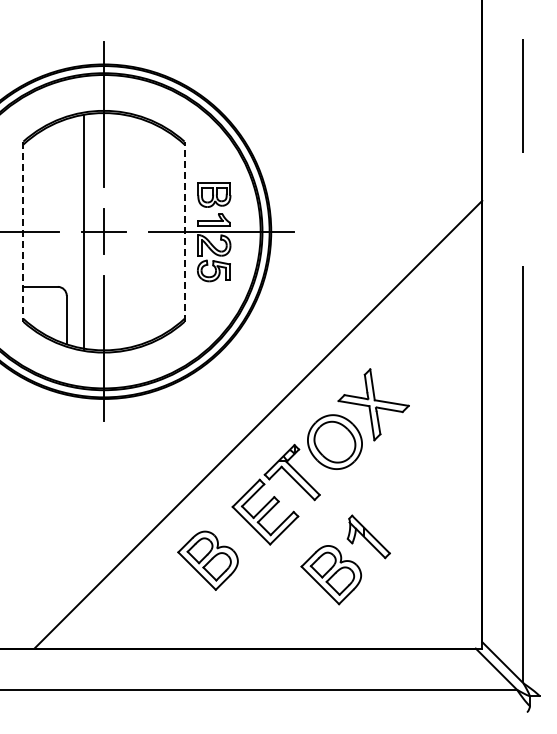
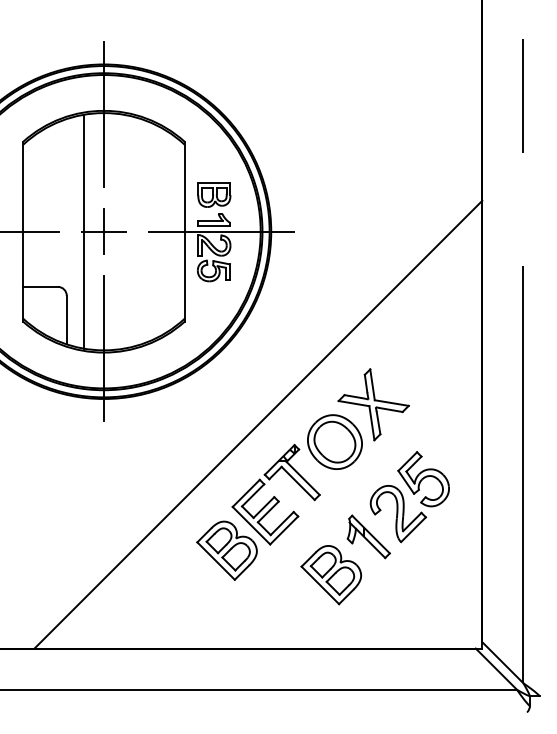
line: dashed -> solid (184, 231)
line: dashed -> solid (23, 232)
part: none -> present (409, 497)
part position: (207, 560) -> (226, 550) (226, 550)
